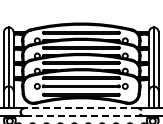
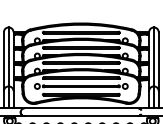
line: dashed -> solid (81, 108)
line: dashed -> solid (81, 116)
